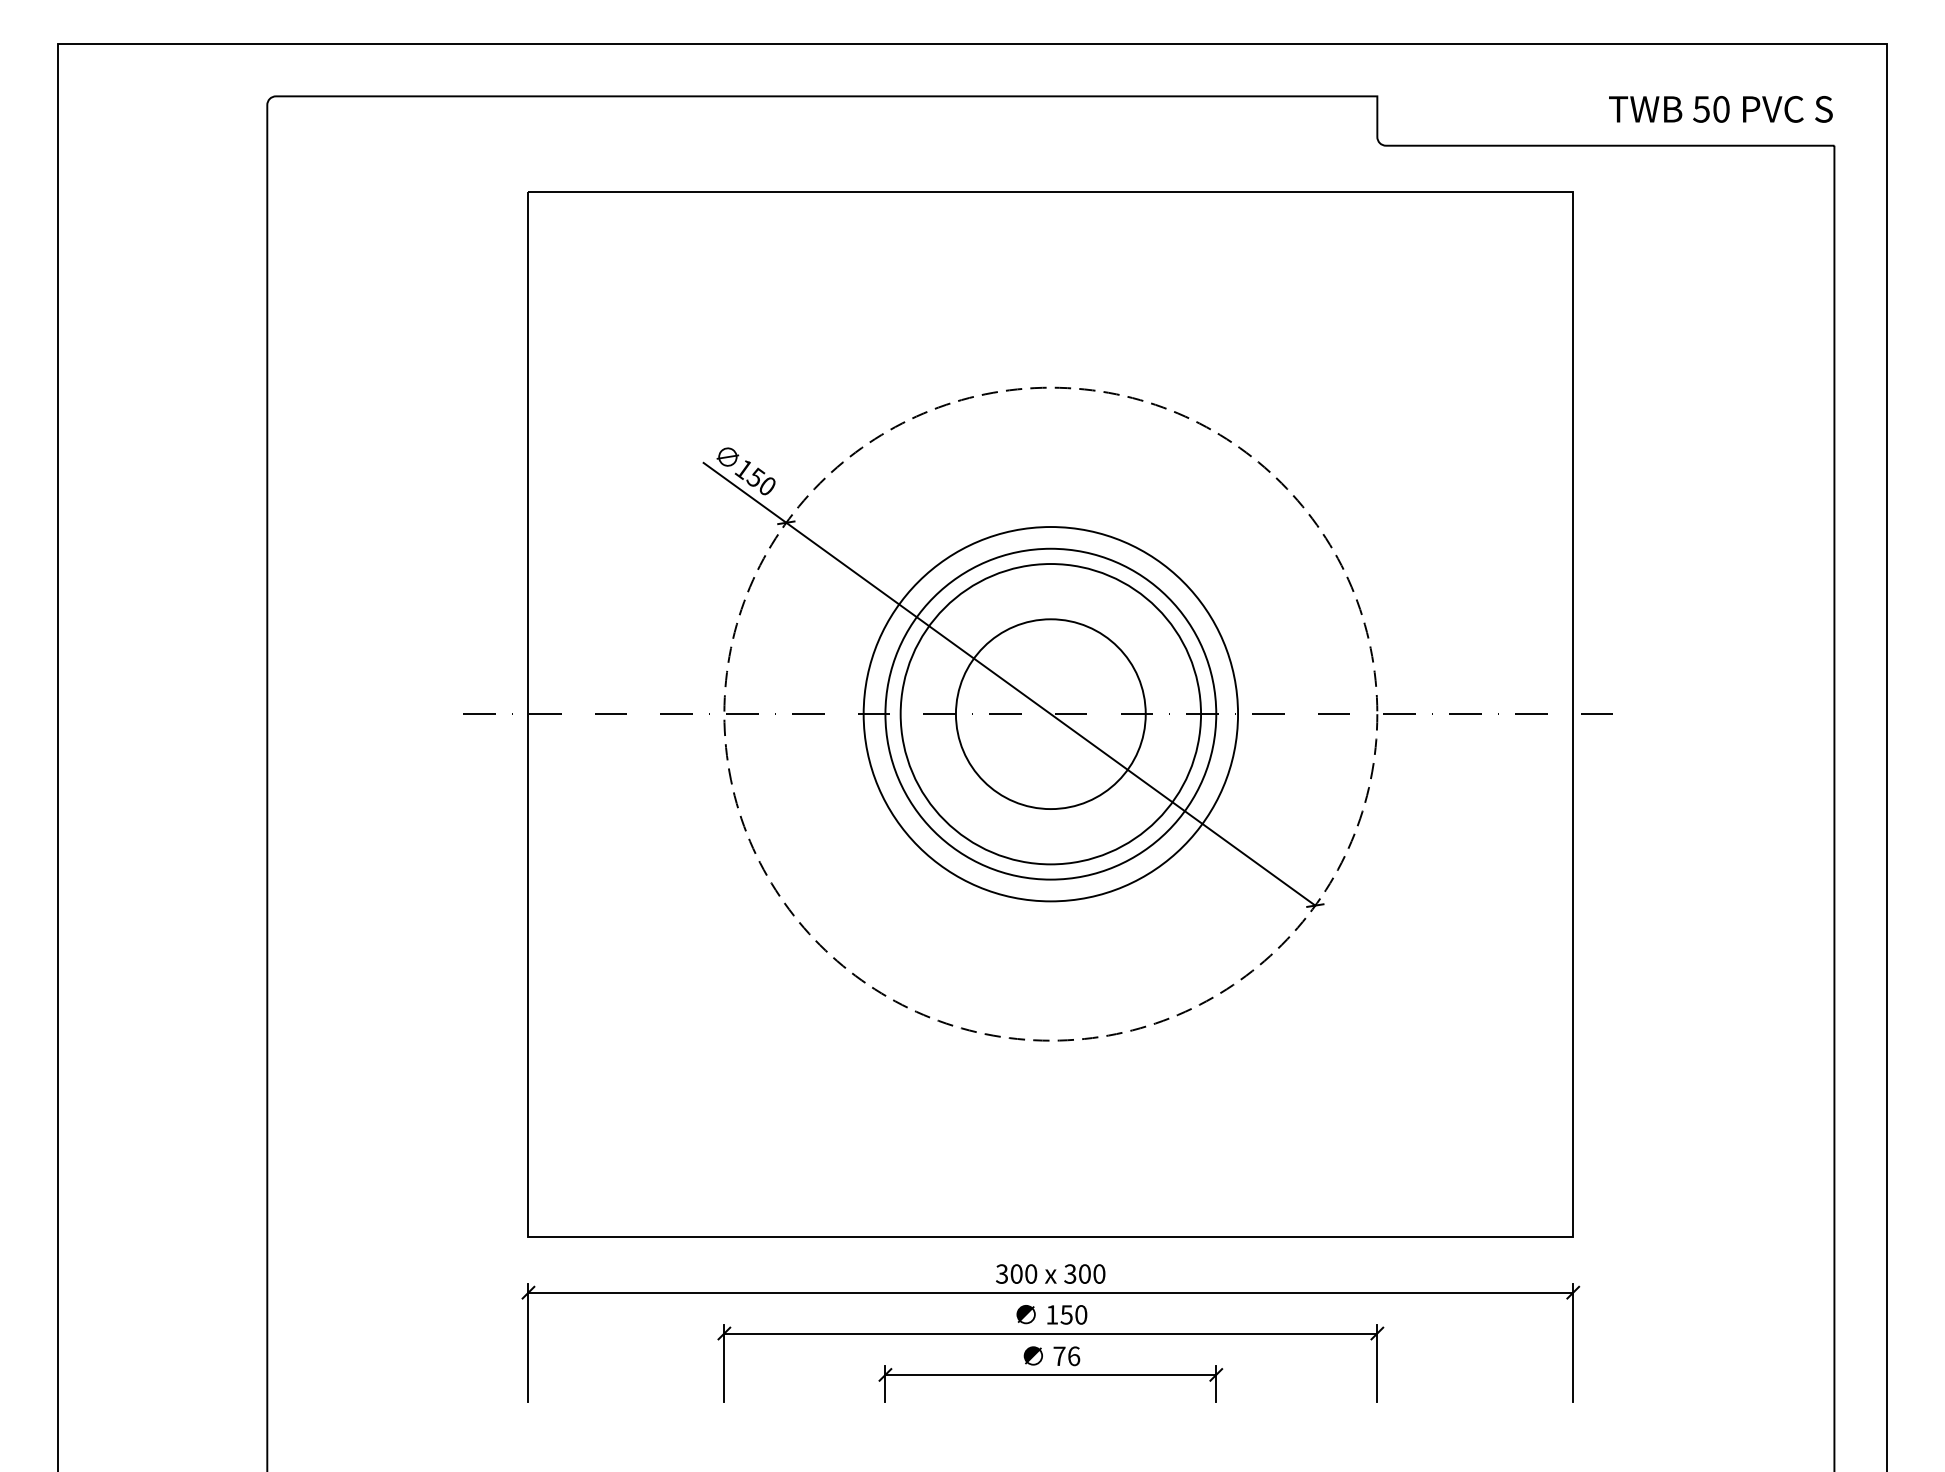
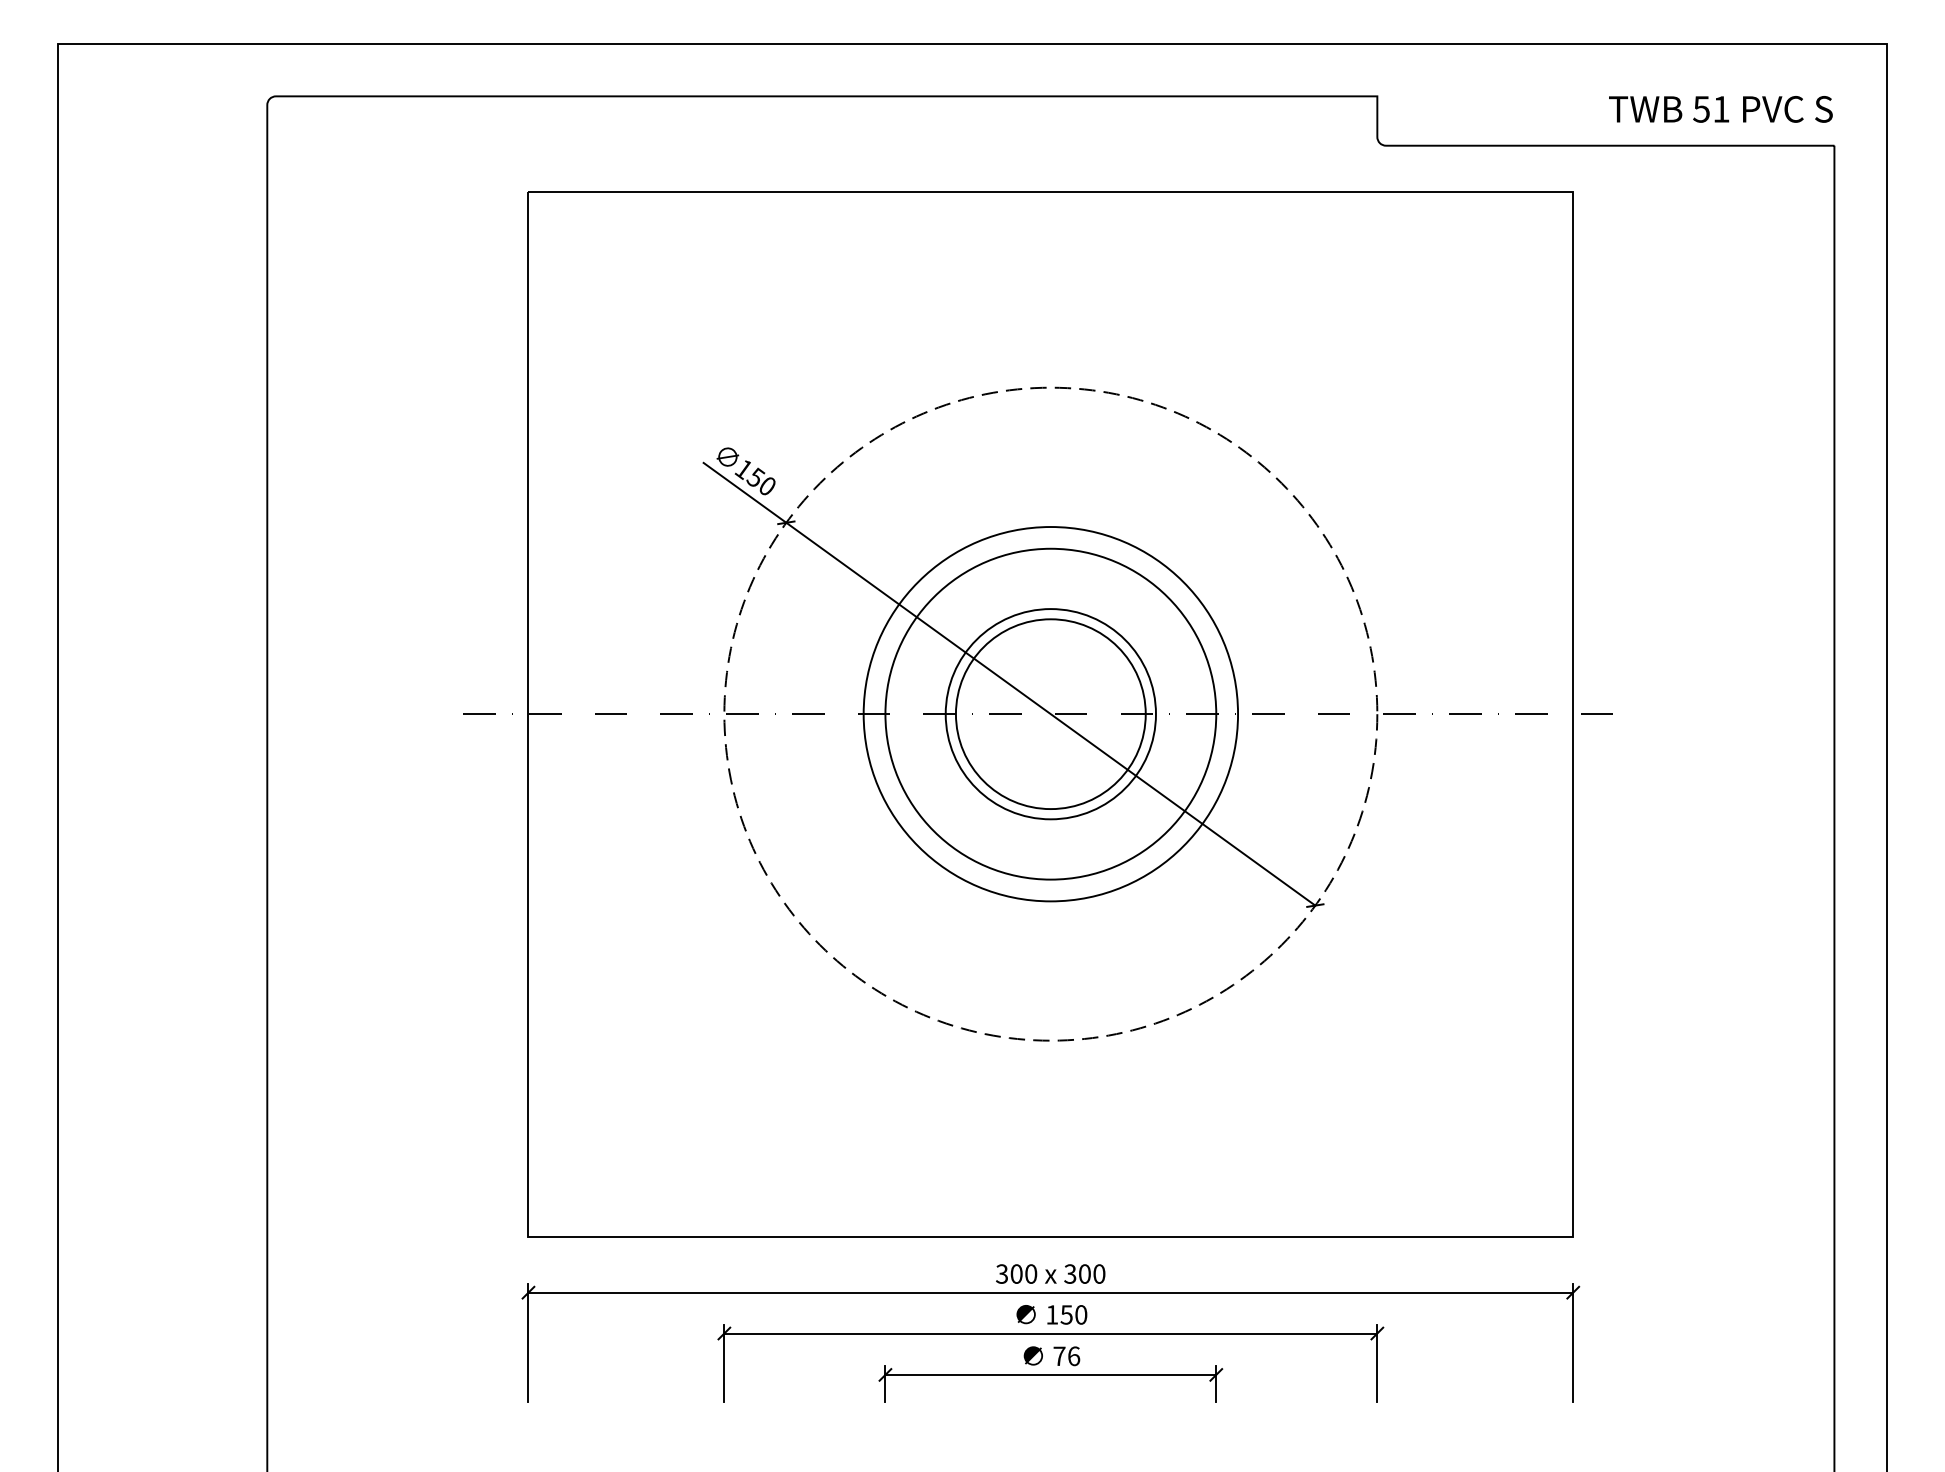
text: 50 -> 51 (1721, 109)
circle diameter: 300 px -> 210 px (1050, 714)
